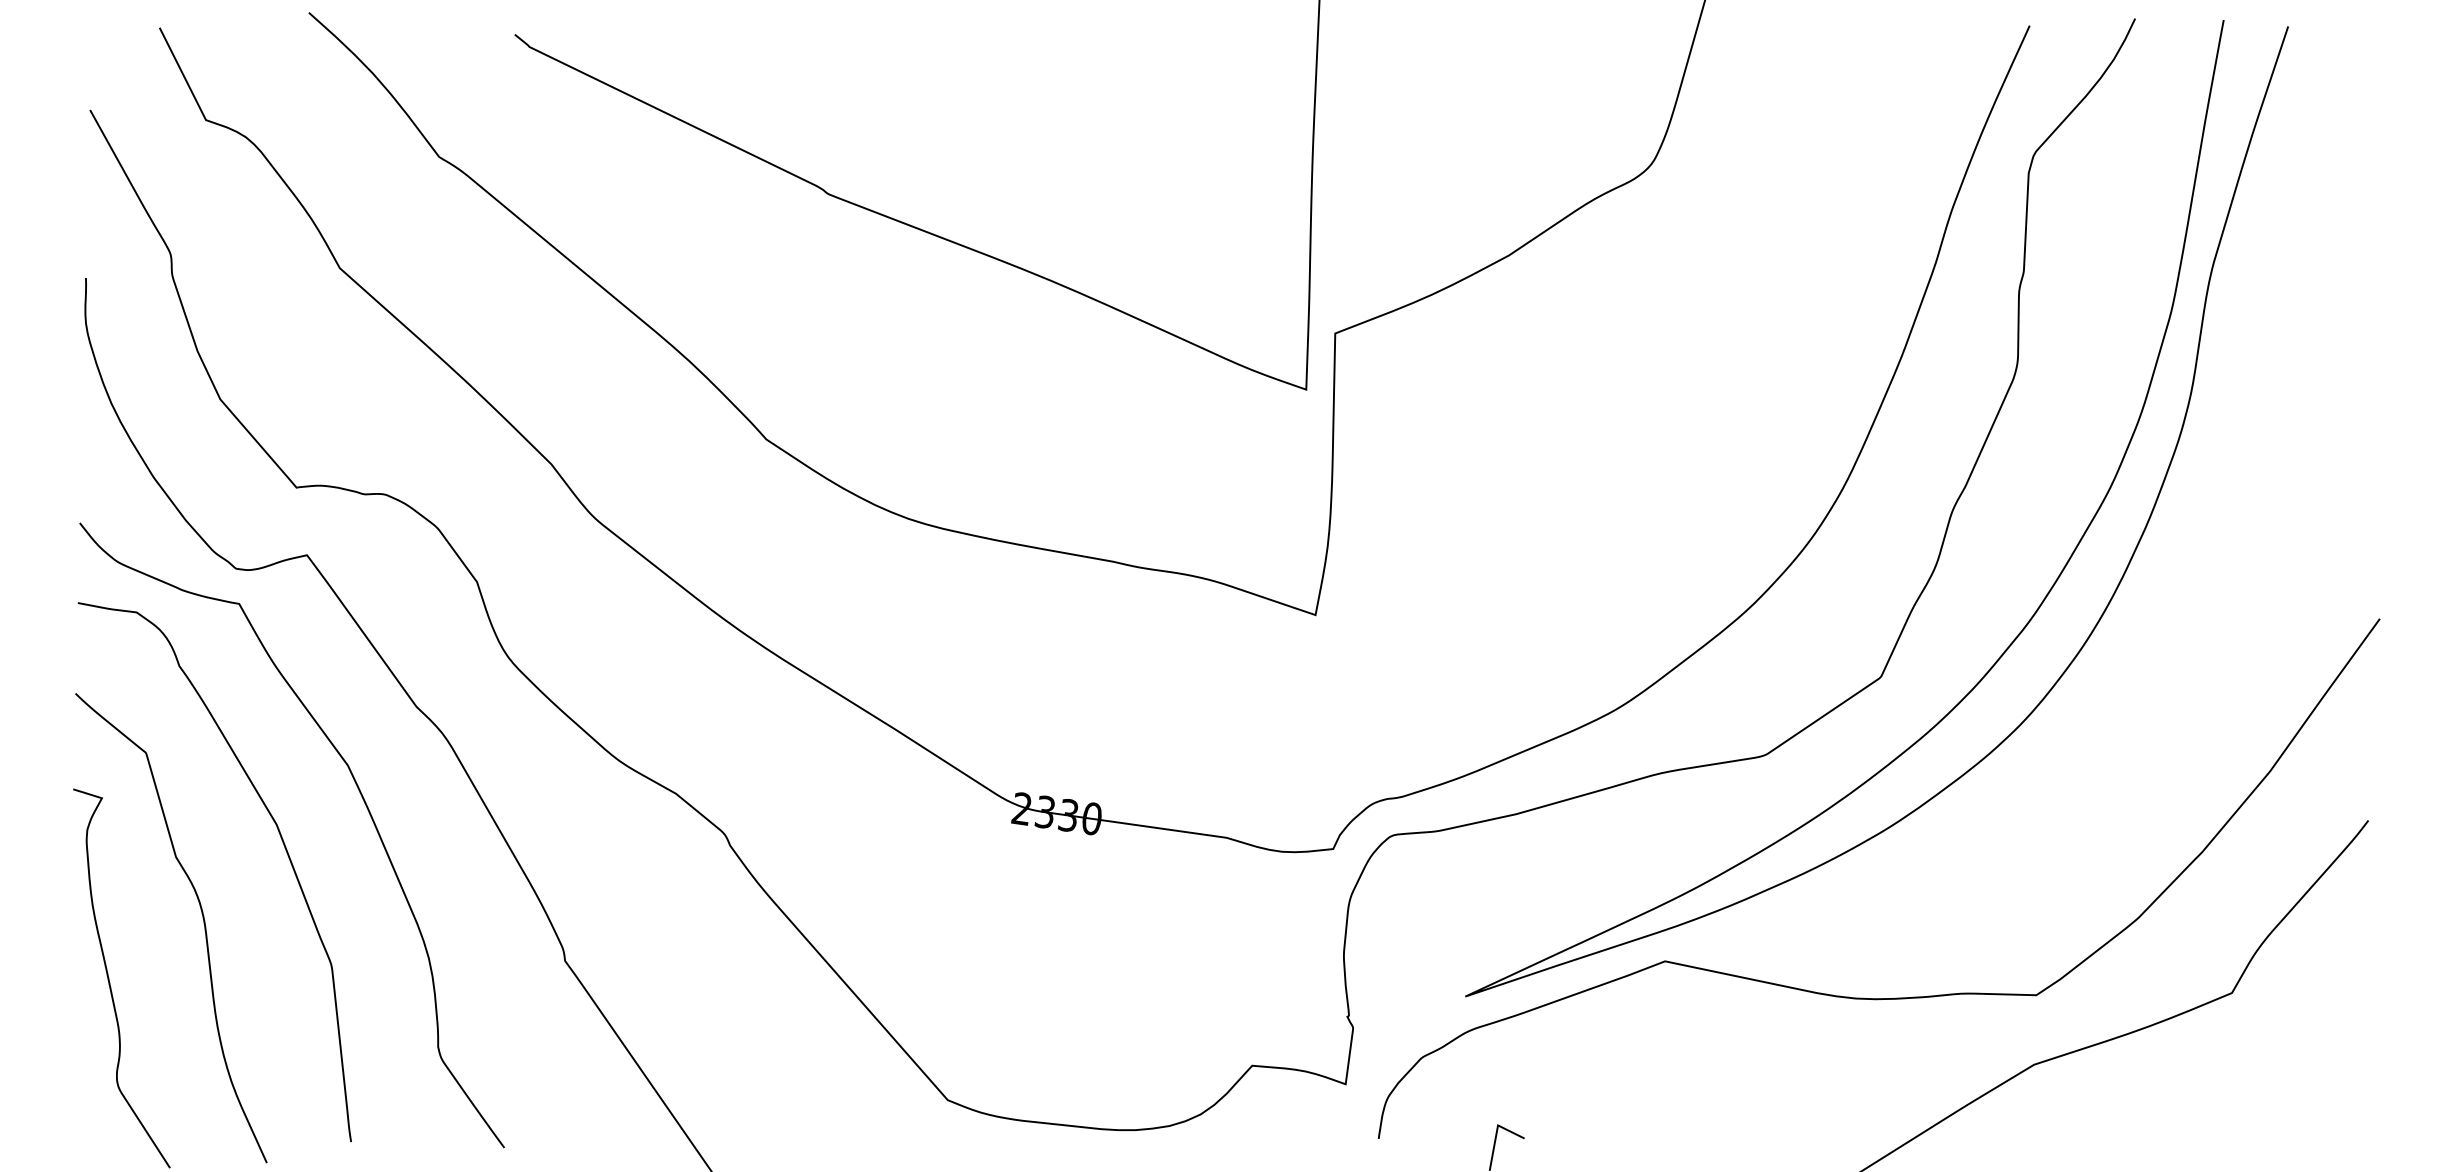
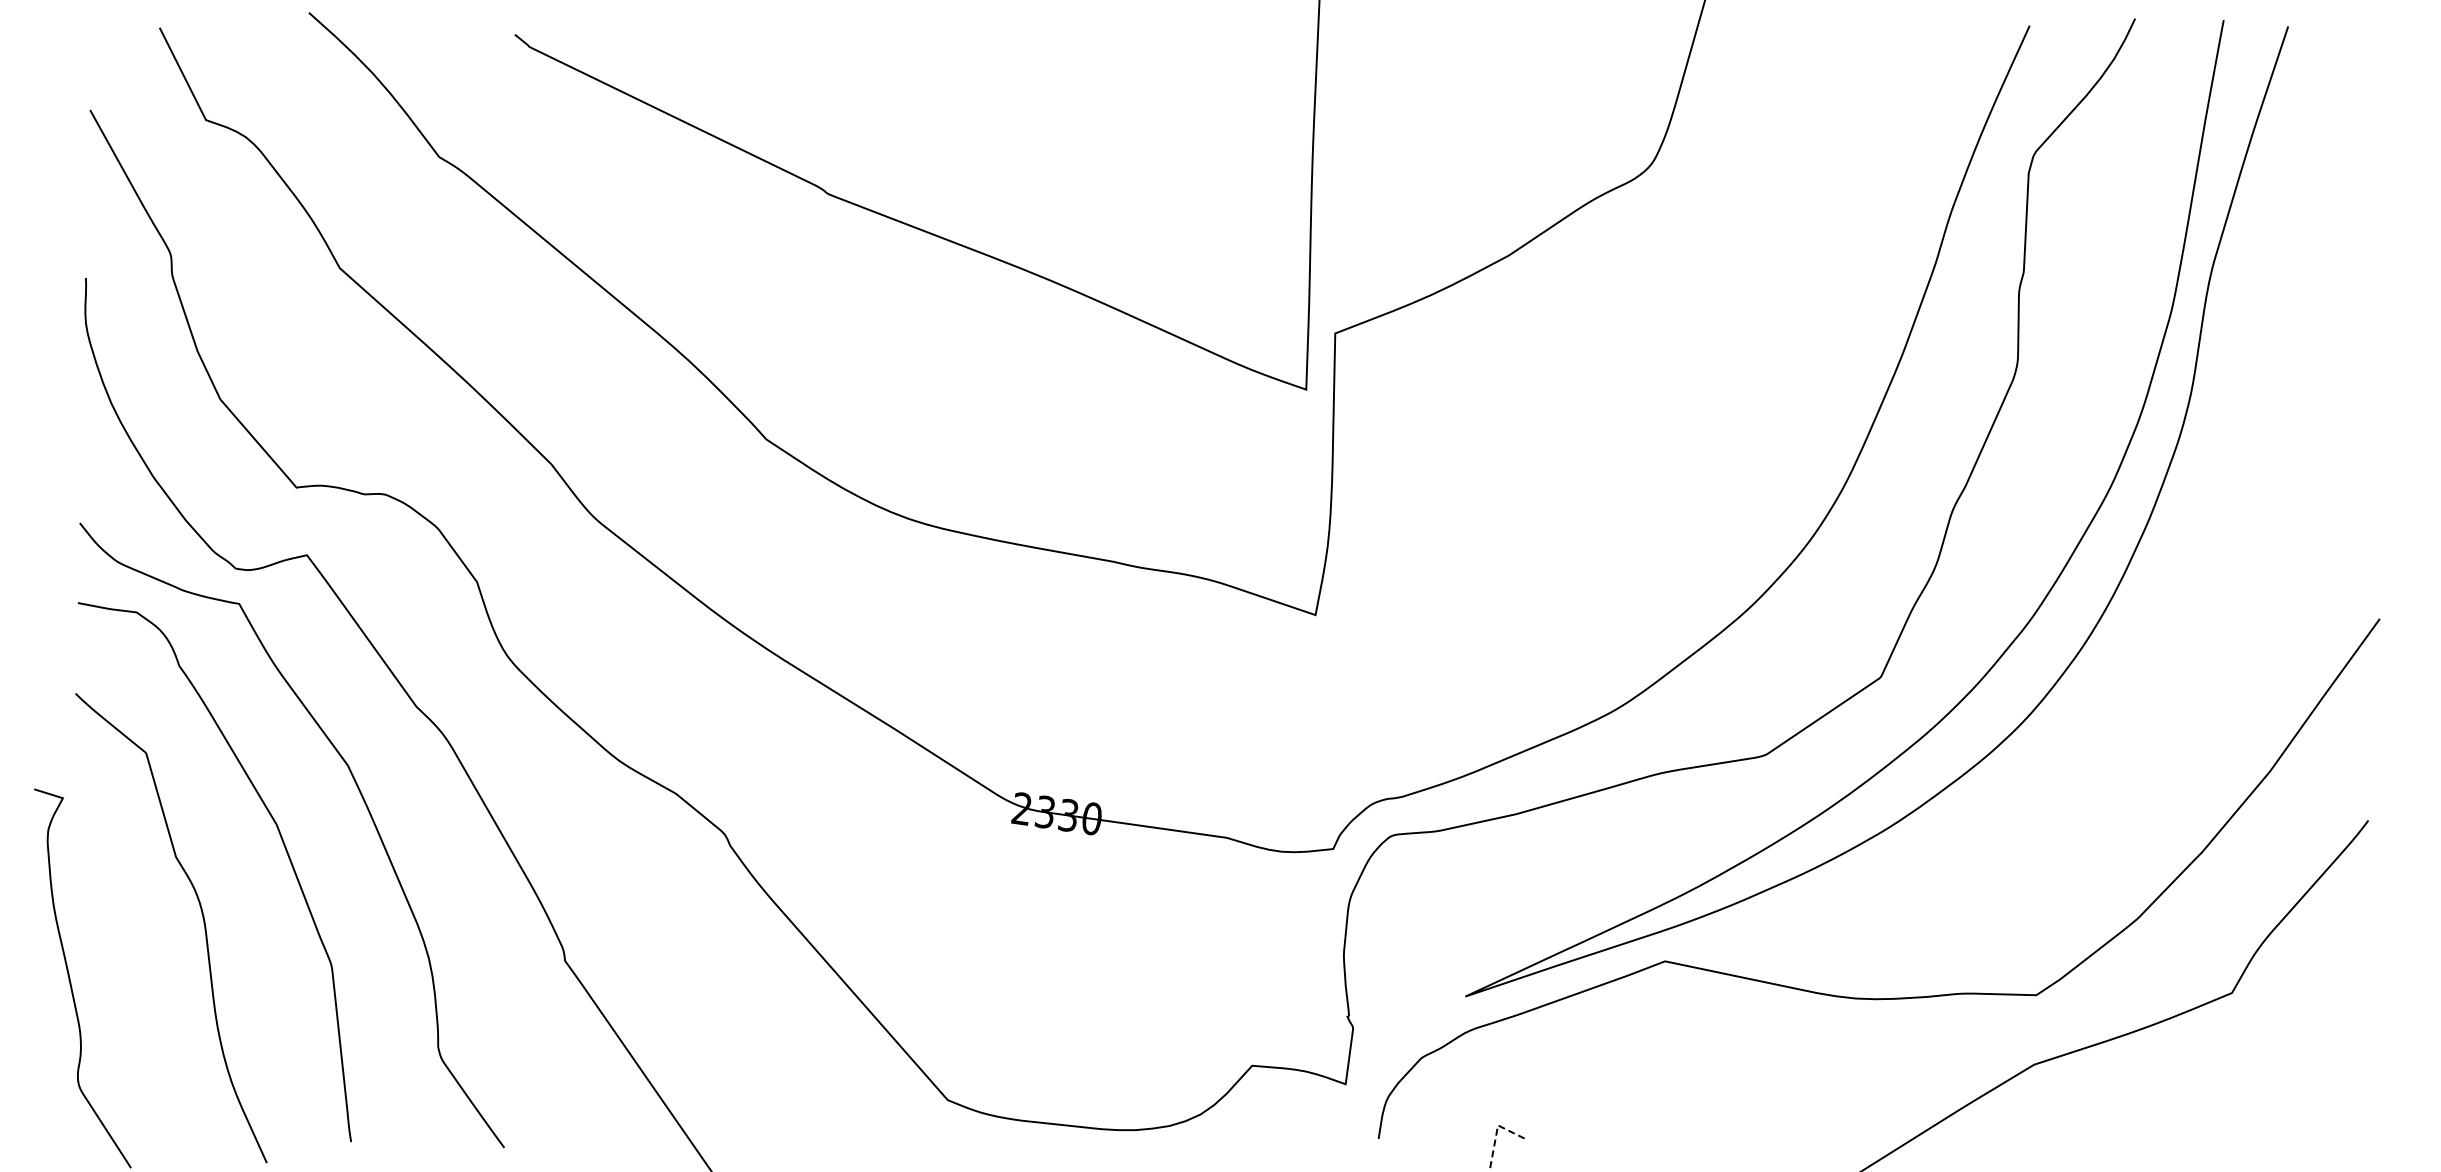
curve position: (110, 982) -> (71, 982) (71, 982)
line: solid -> dashed (1496, 1133)
